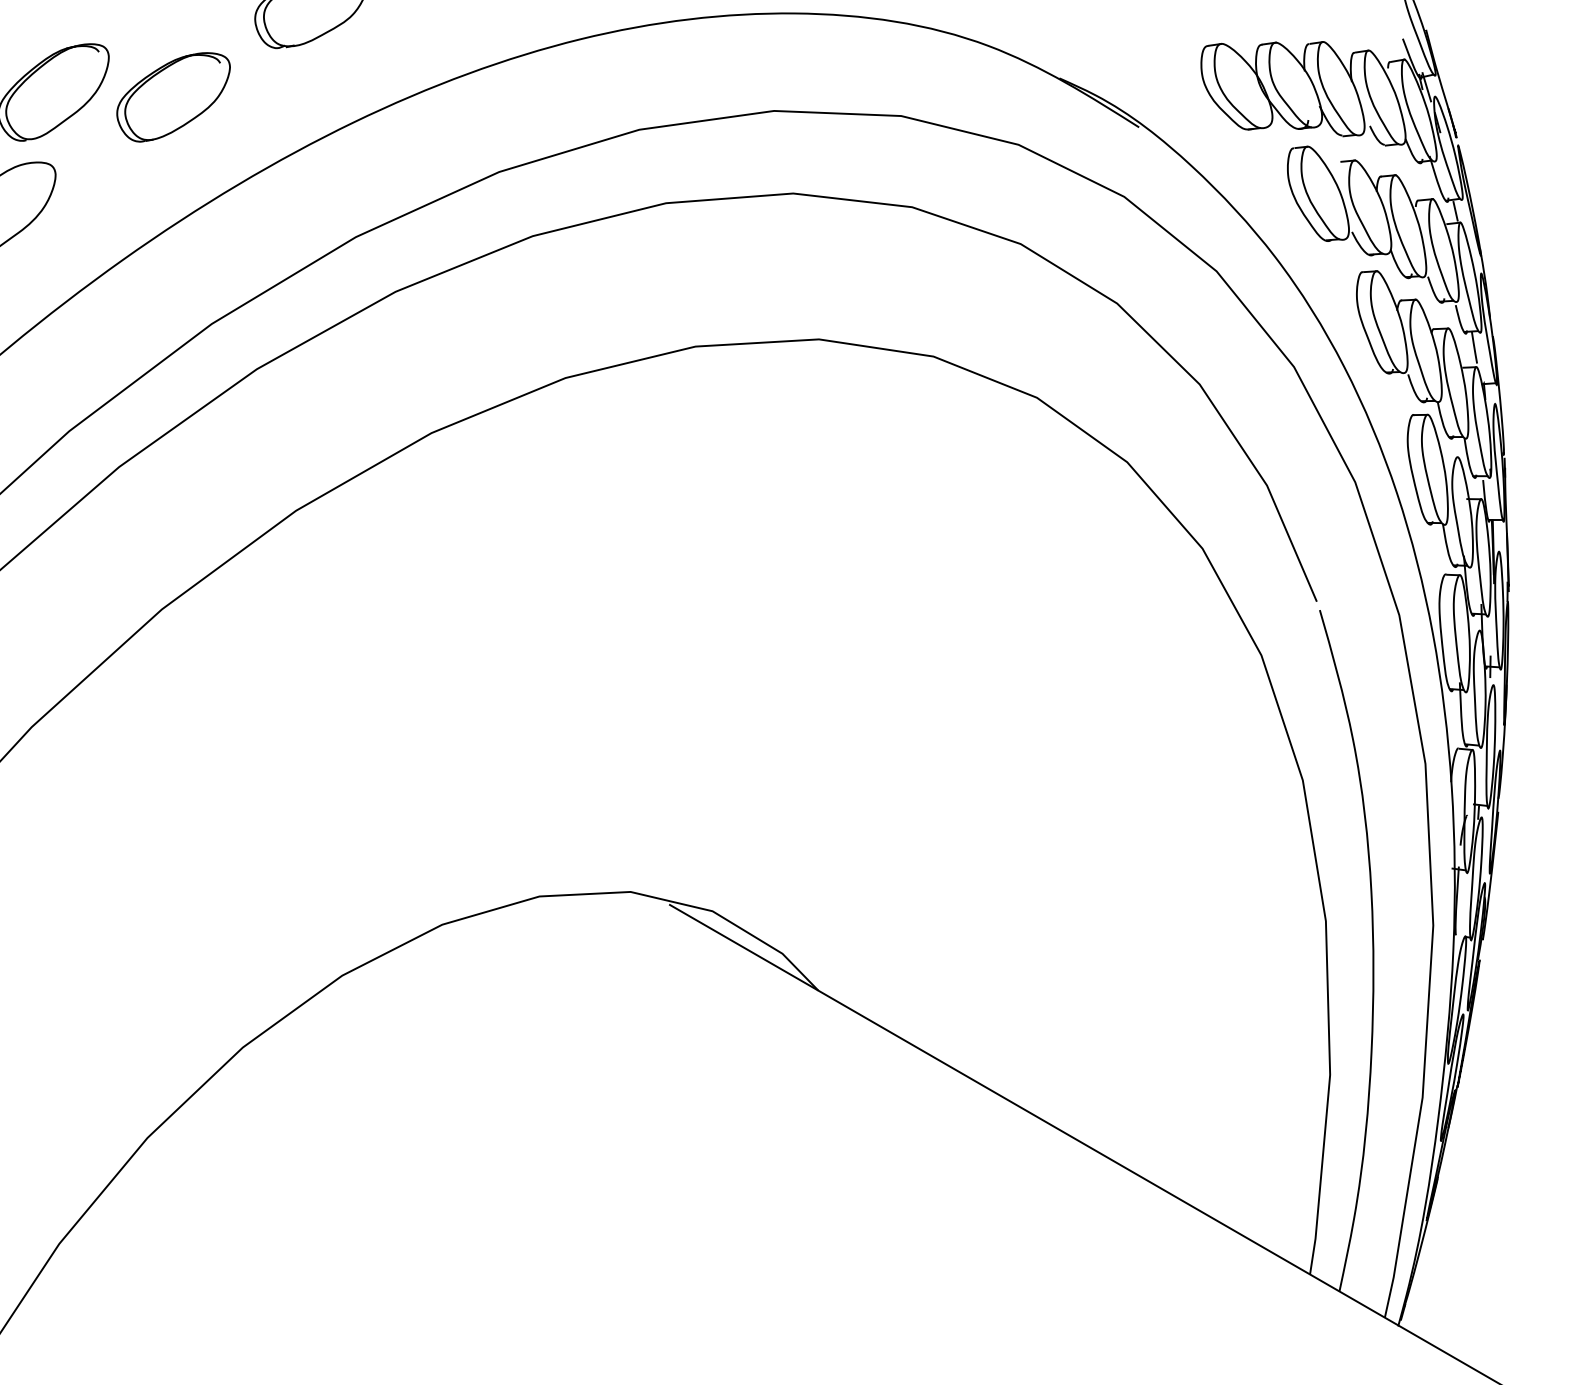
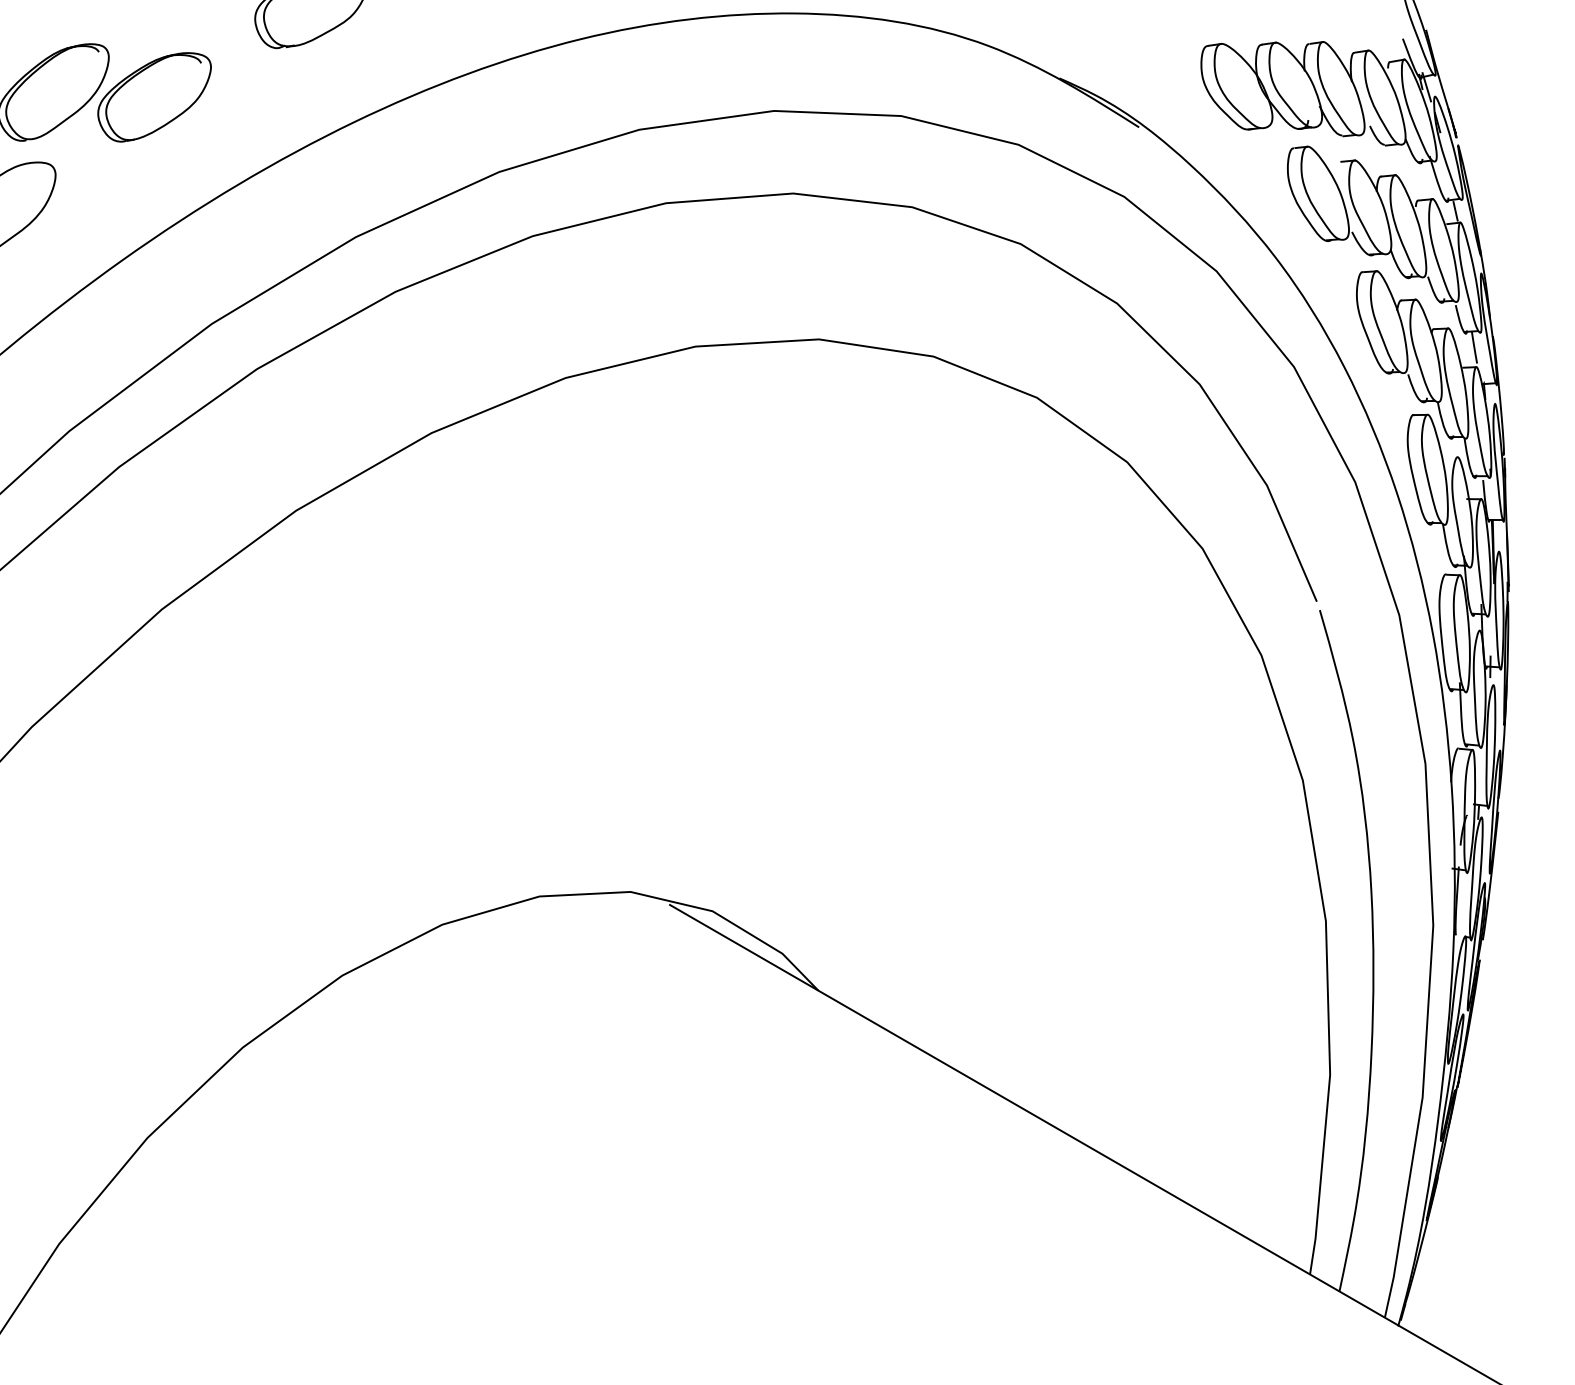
part position: (173, 97) -> (154, 97) (154, 97)
